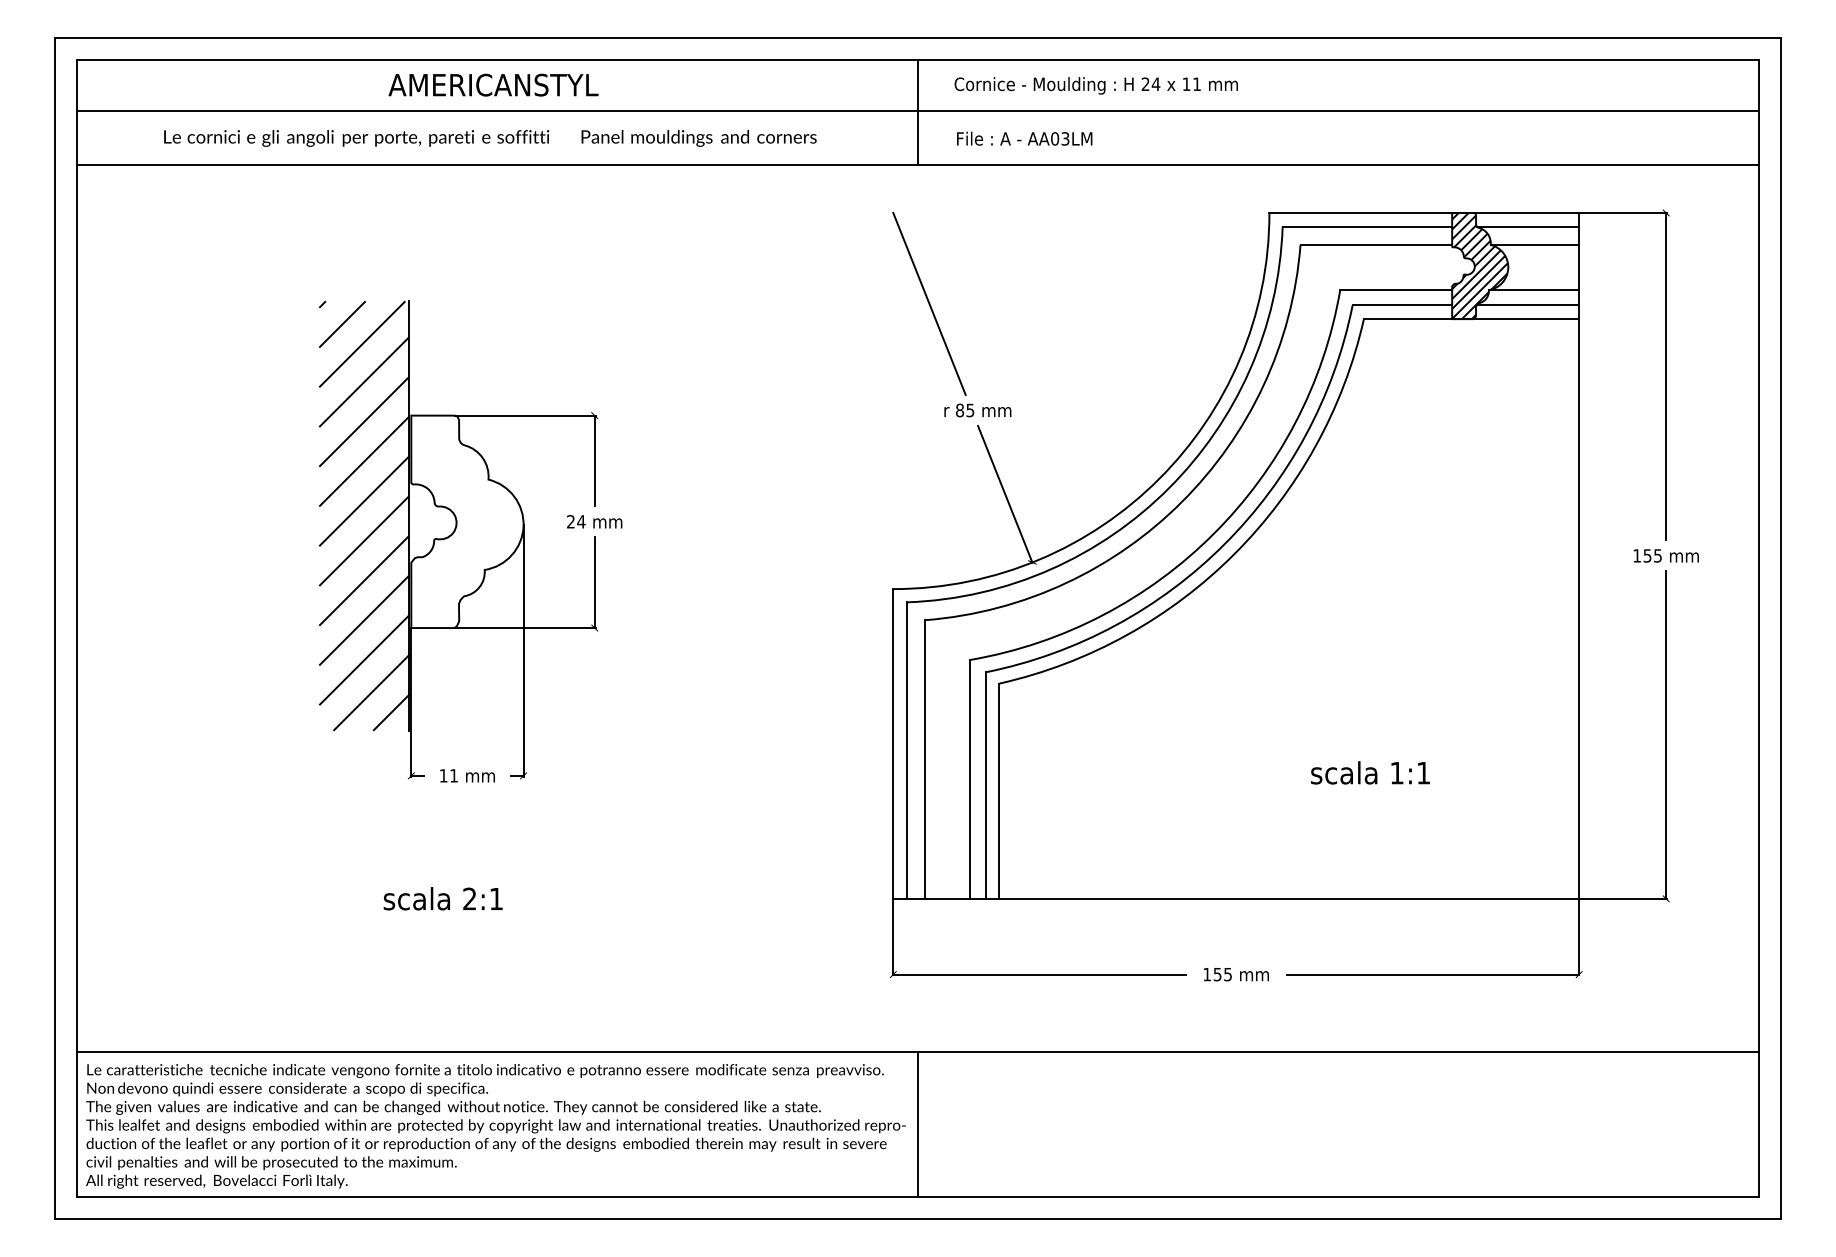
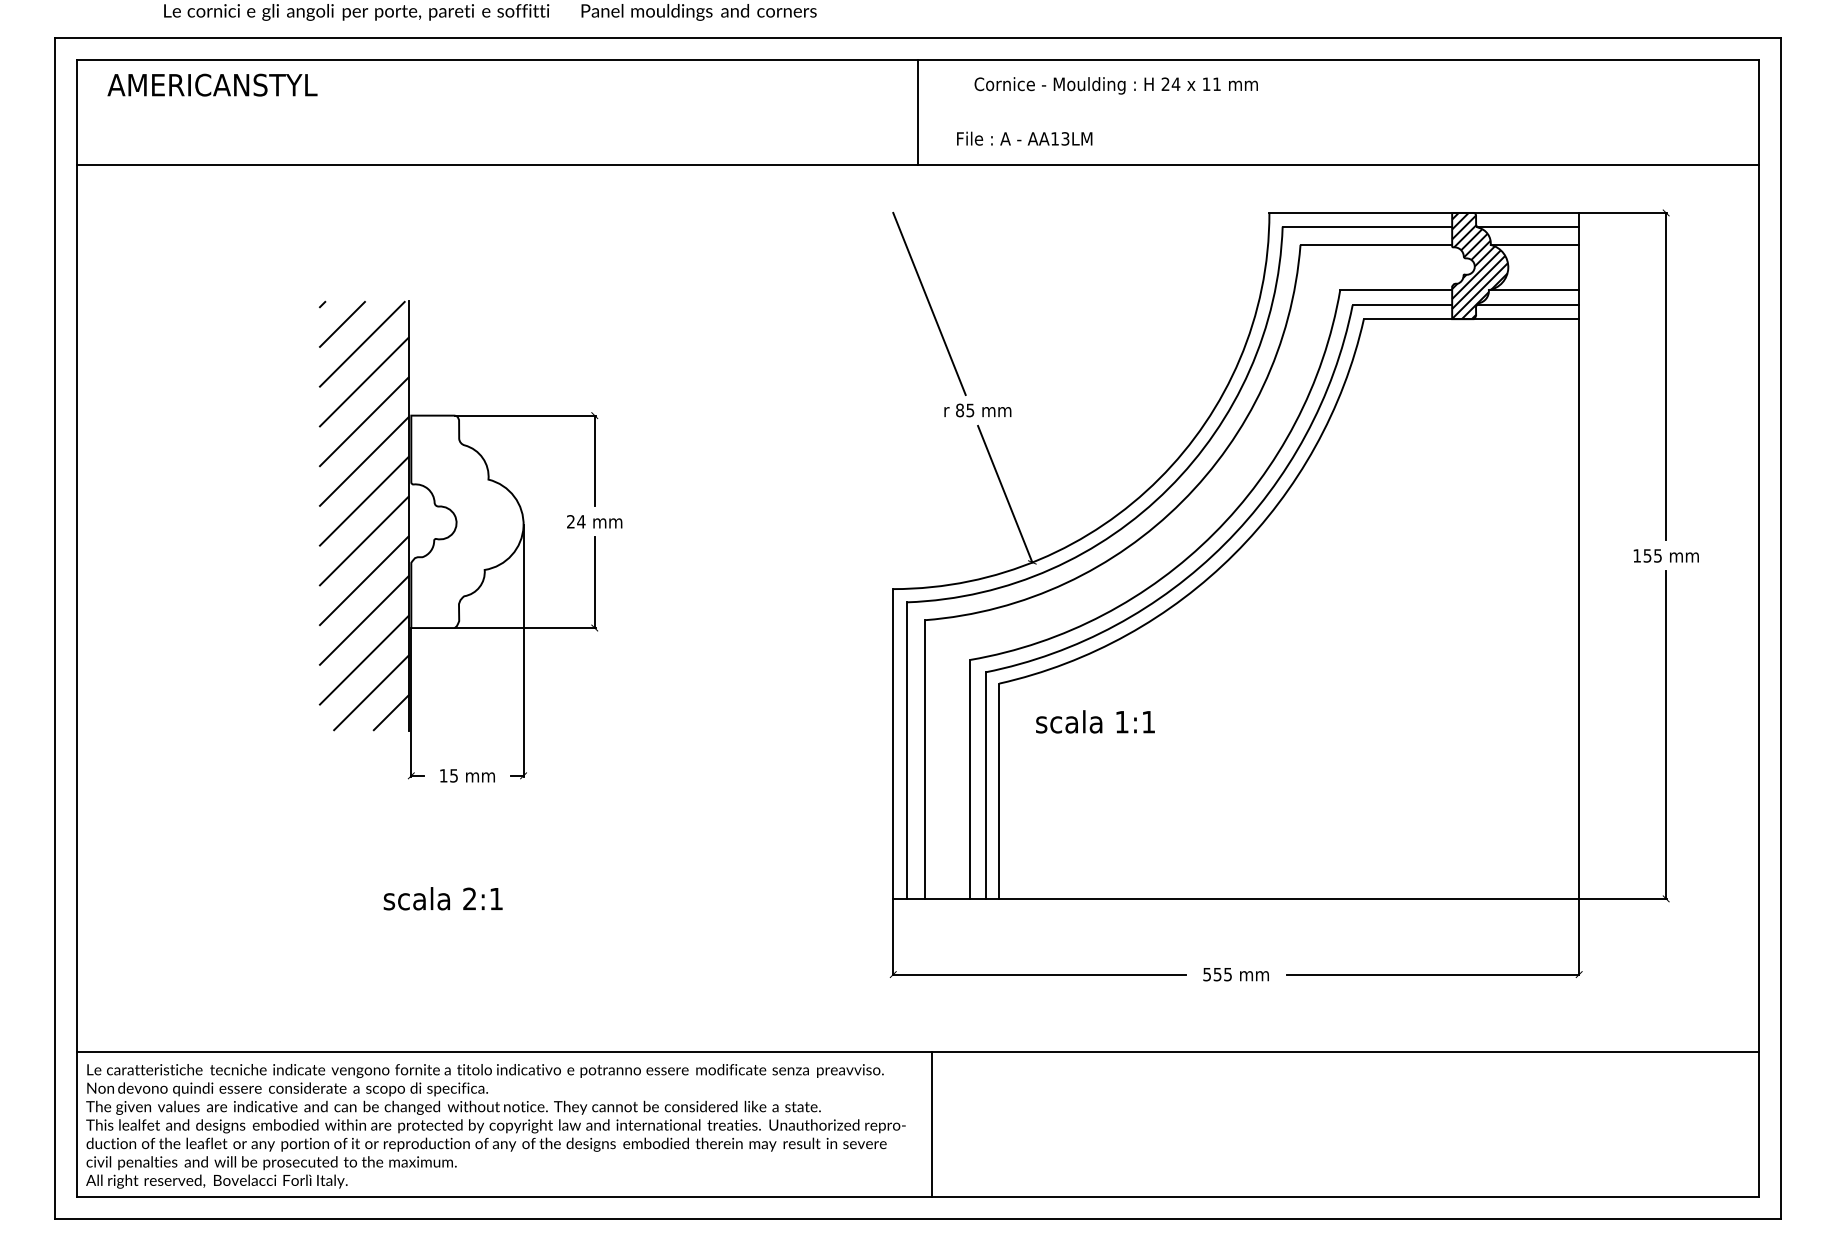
text position: (493, 84) -> (212, 84) (212, 84)
text position: (1095, 85) -> (1115, 85) (1115, 85)
line: present -> none (917, 110)
text position: (490, 138) -> (490, 12) (490, 12)
text: AA03LM -> AA13LM (1055, 138)
text position: (1370, 772) -> (1095, 721) (1095, 721)
text: 11 -> 15 (453, 775)
text: 155 -> 555 (1206, 974)
line position: (918, 1124) -> (932, 1124) (932, 1124)
